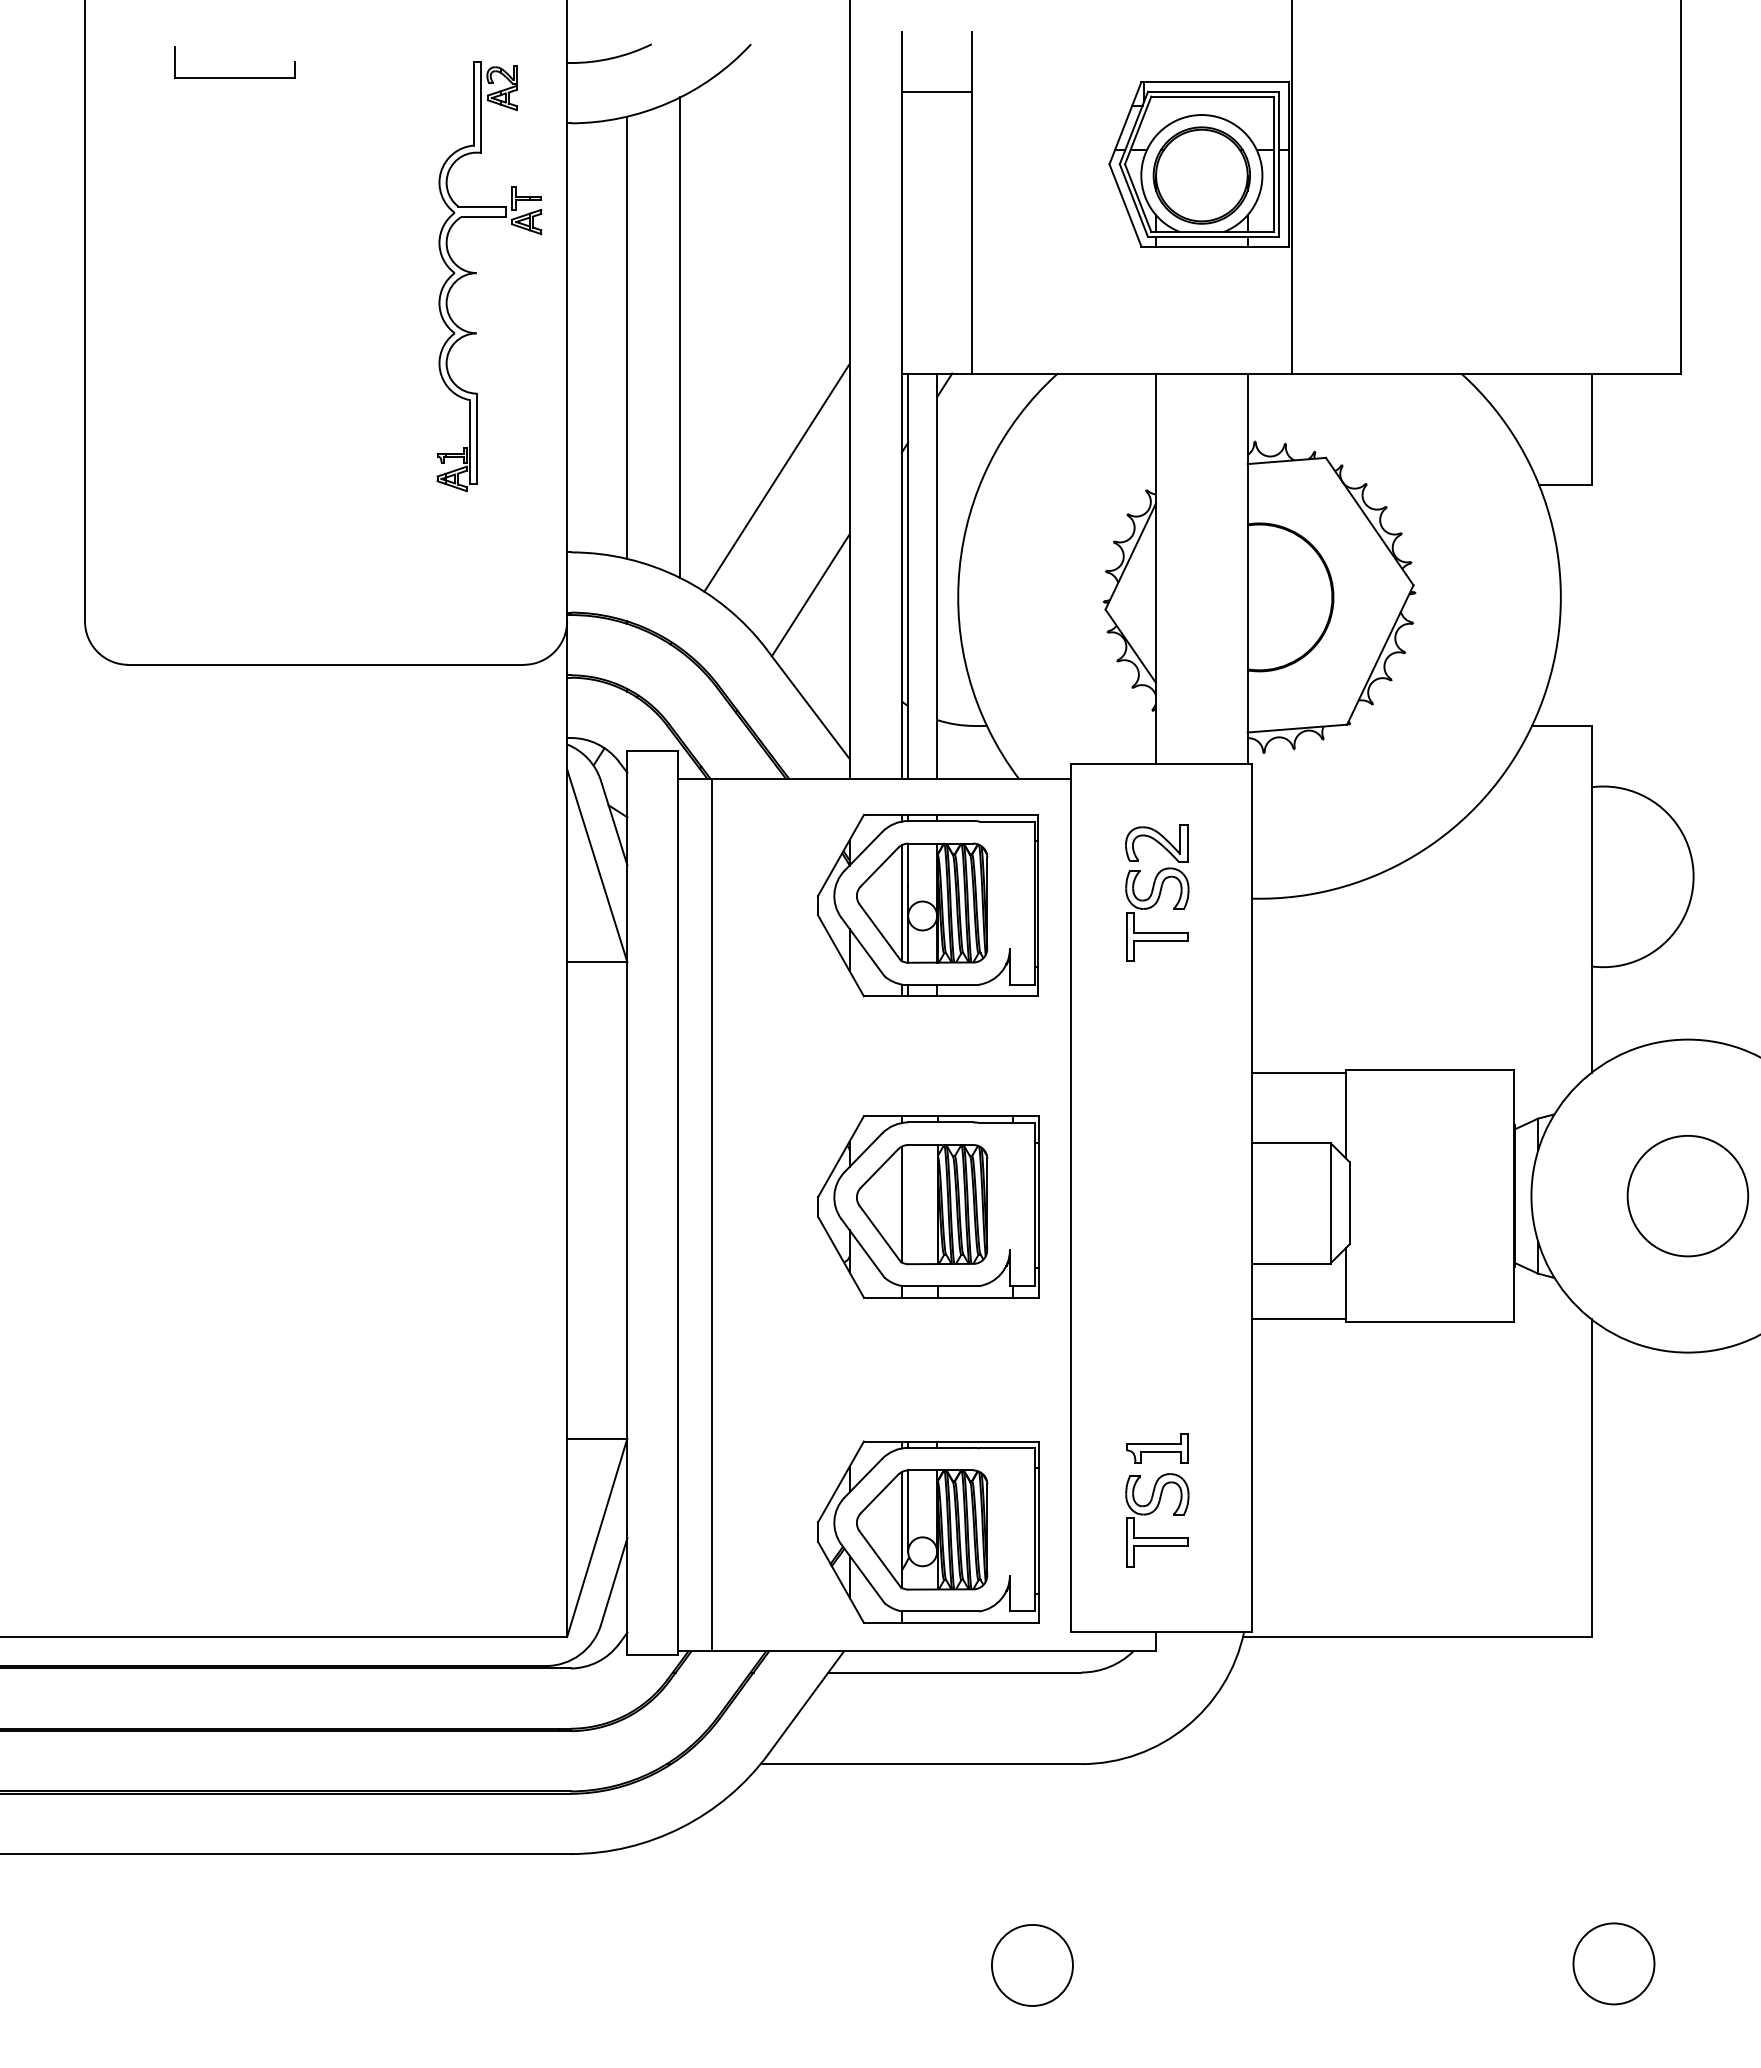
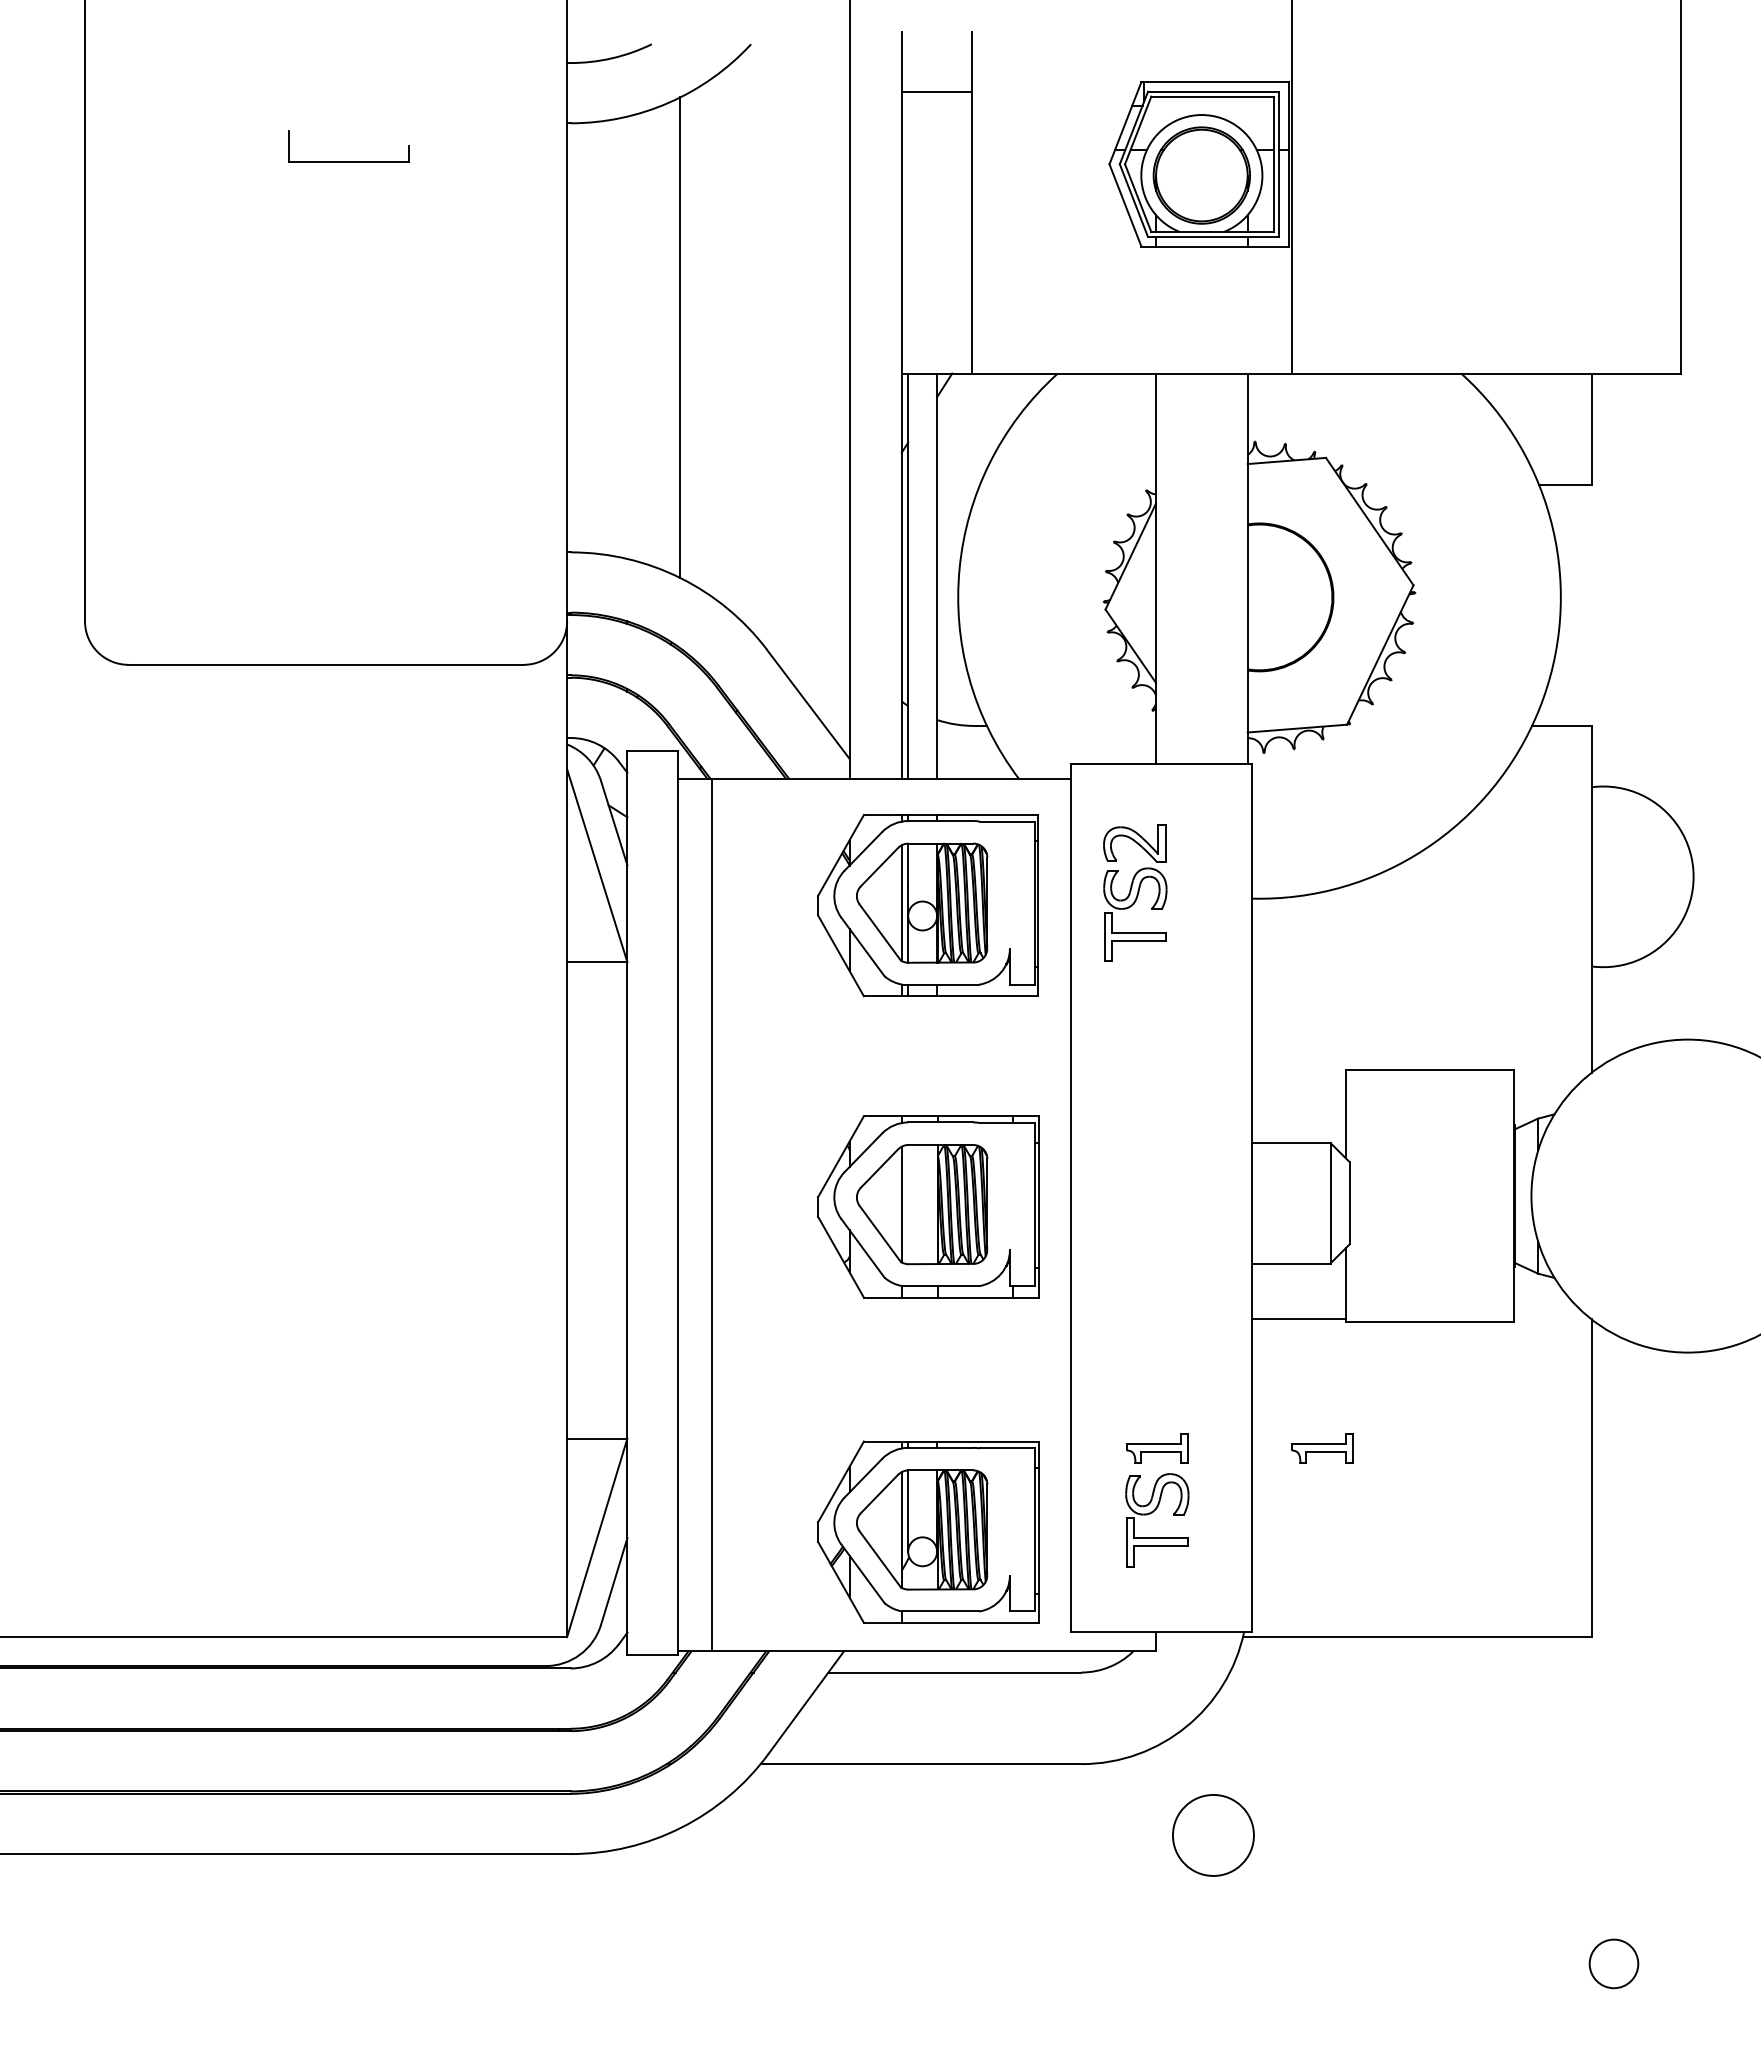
part position: (234, 77) -> (348, 161) (348, 161)
part: present -> none (476, 273)
line: present -> none (627, 337)
line: present -> none (776, 477)
line: present -> none (810, 595)
part position: (1157, 892) -> (1135, 892) (1135, 892)
line: present -> none (1298, 1073)
circle: present -> none (1687, 1196)
part: none -> present (1322, 1448)
circle diameter: 81 px -> 49 px (1613, 1963)
circle position: (1032, 1965) -> (1213, 1835) (1213, 1835)
